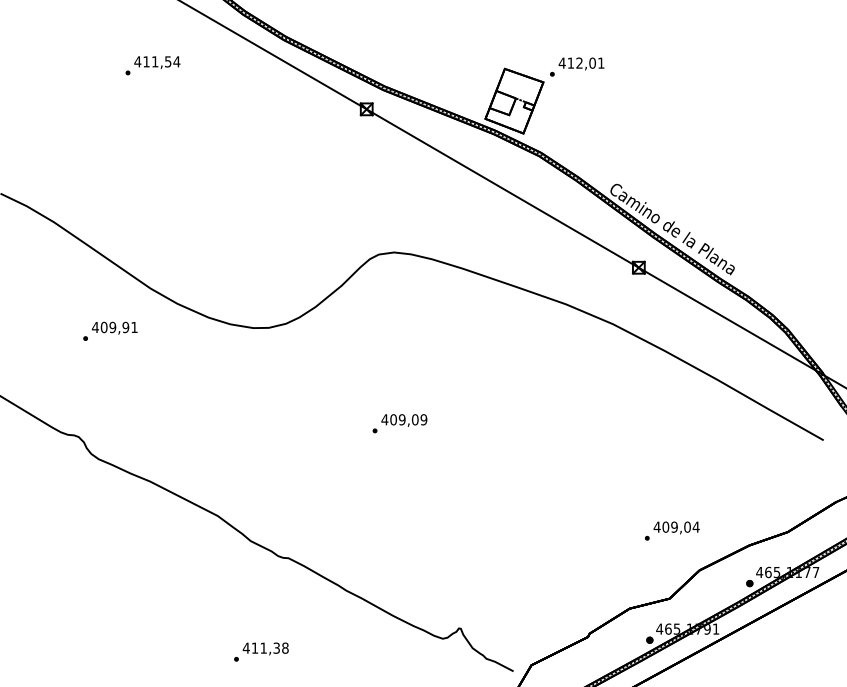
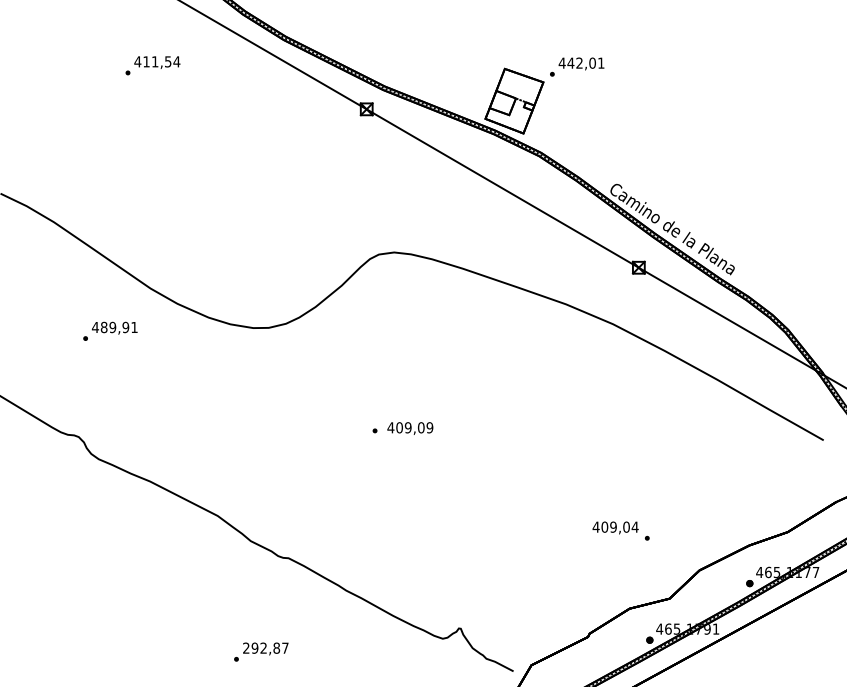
text: 412,01 -> 442,01 (570, 62)
text: 409,91 -> 489,91 (103, 327)
text position: (404, 420) -> (410, 428) (410, 428)
text position: (676, 527) -> (615, 527) (615, 527)
text: 411,38 -> 292,87 (265, 647)
